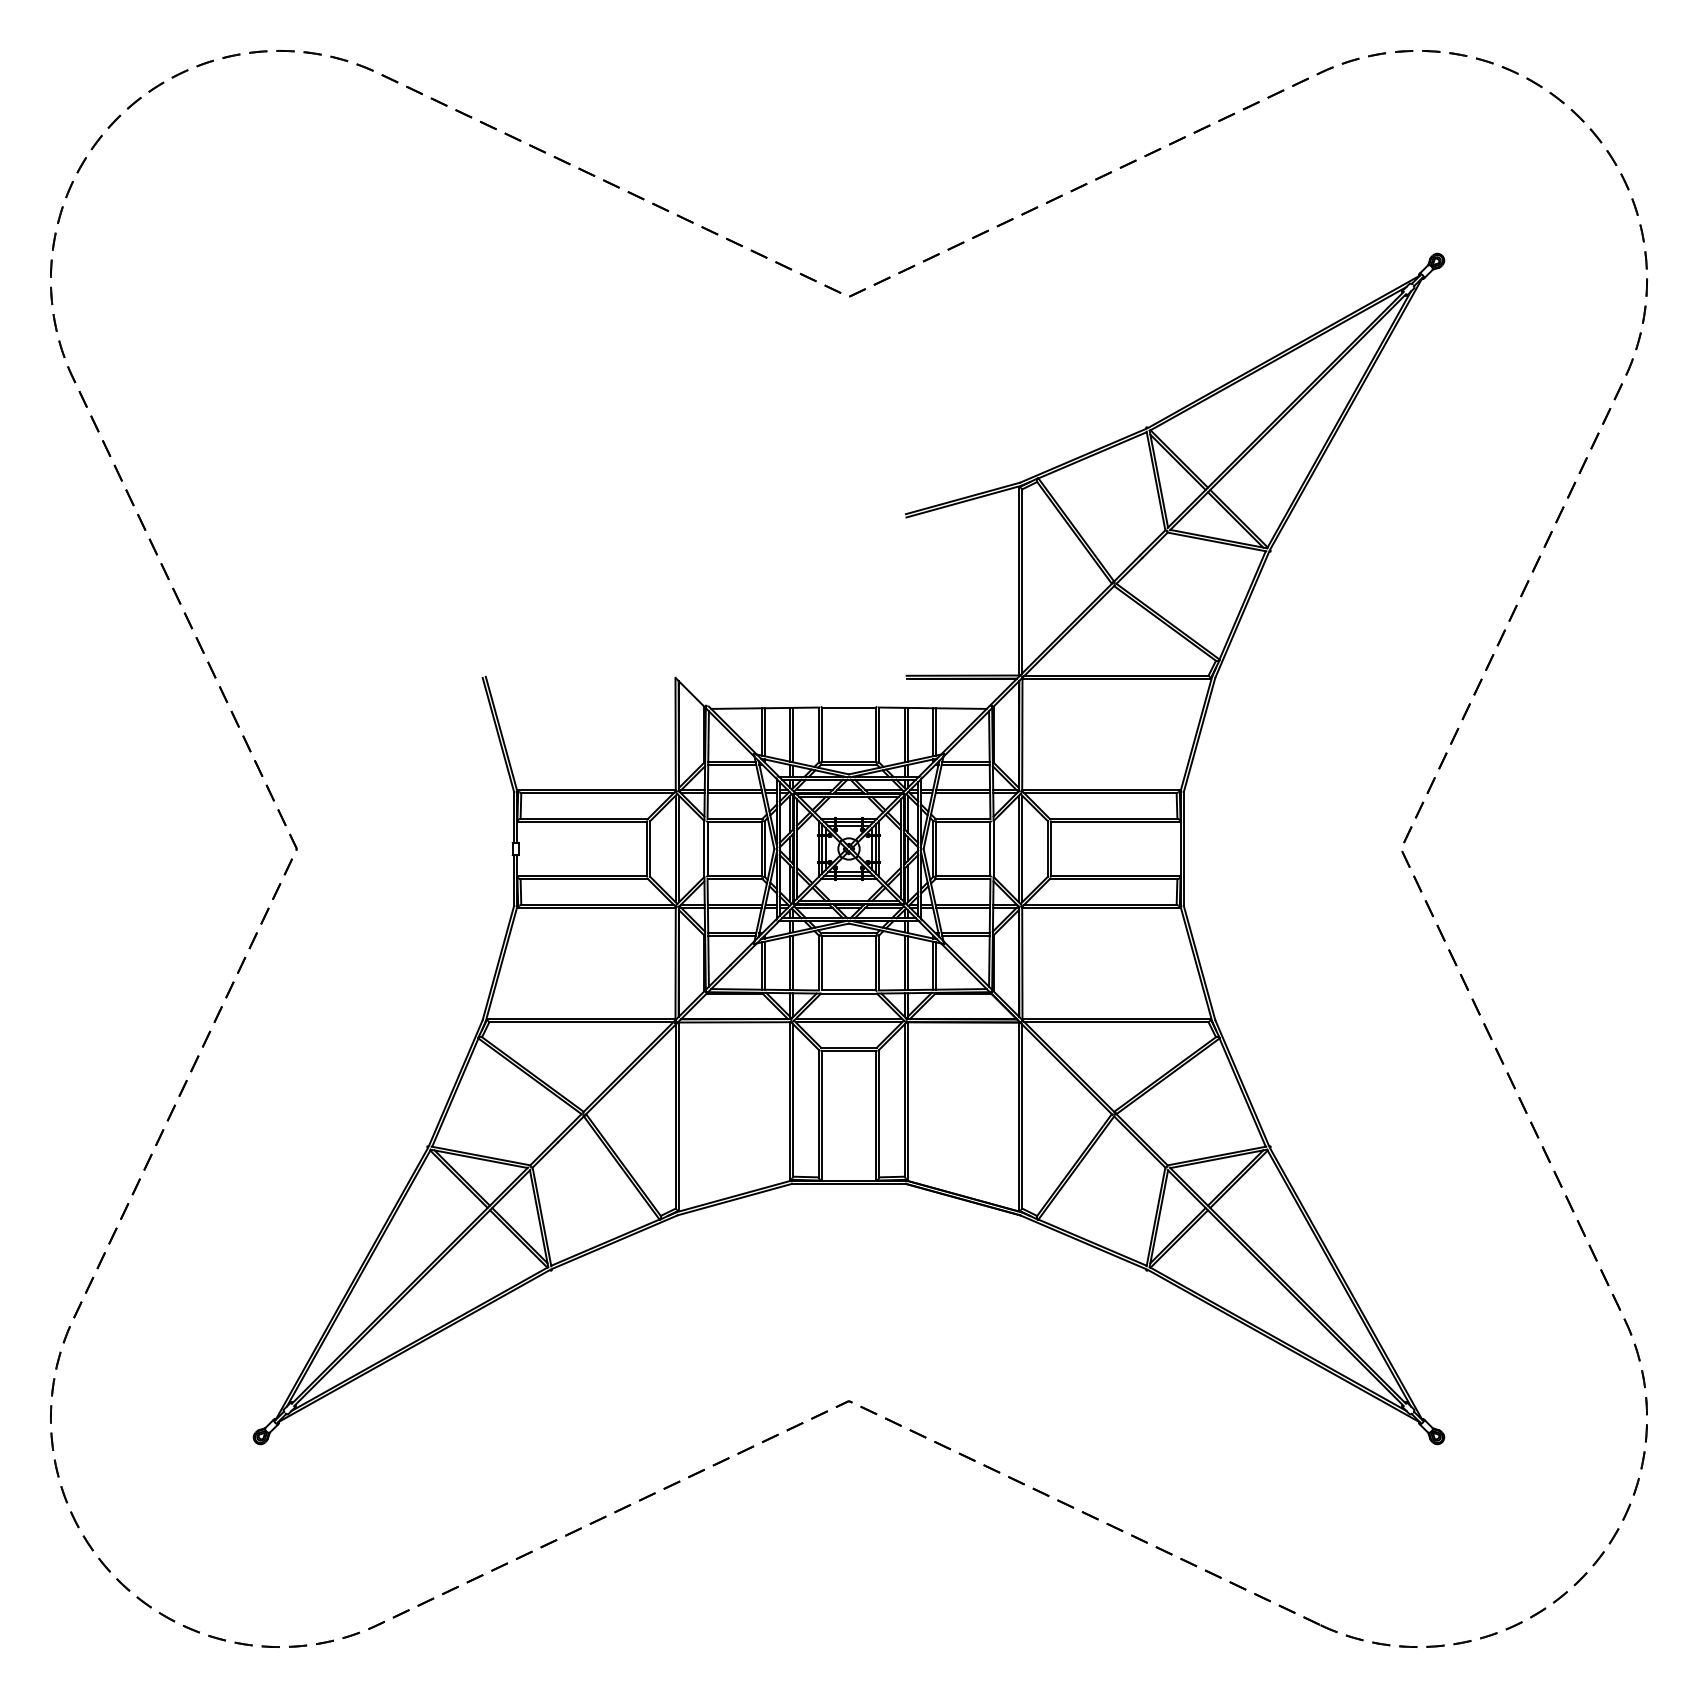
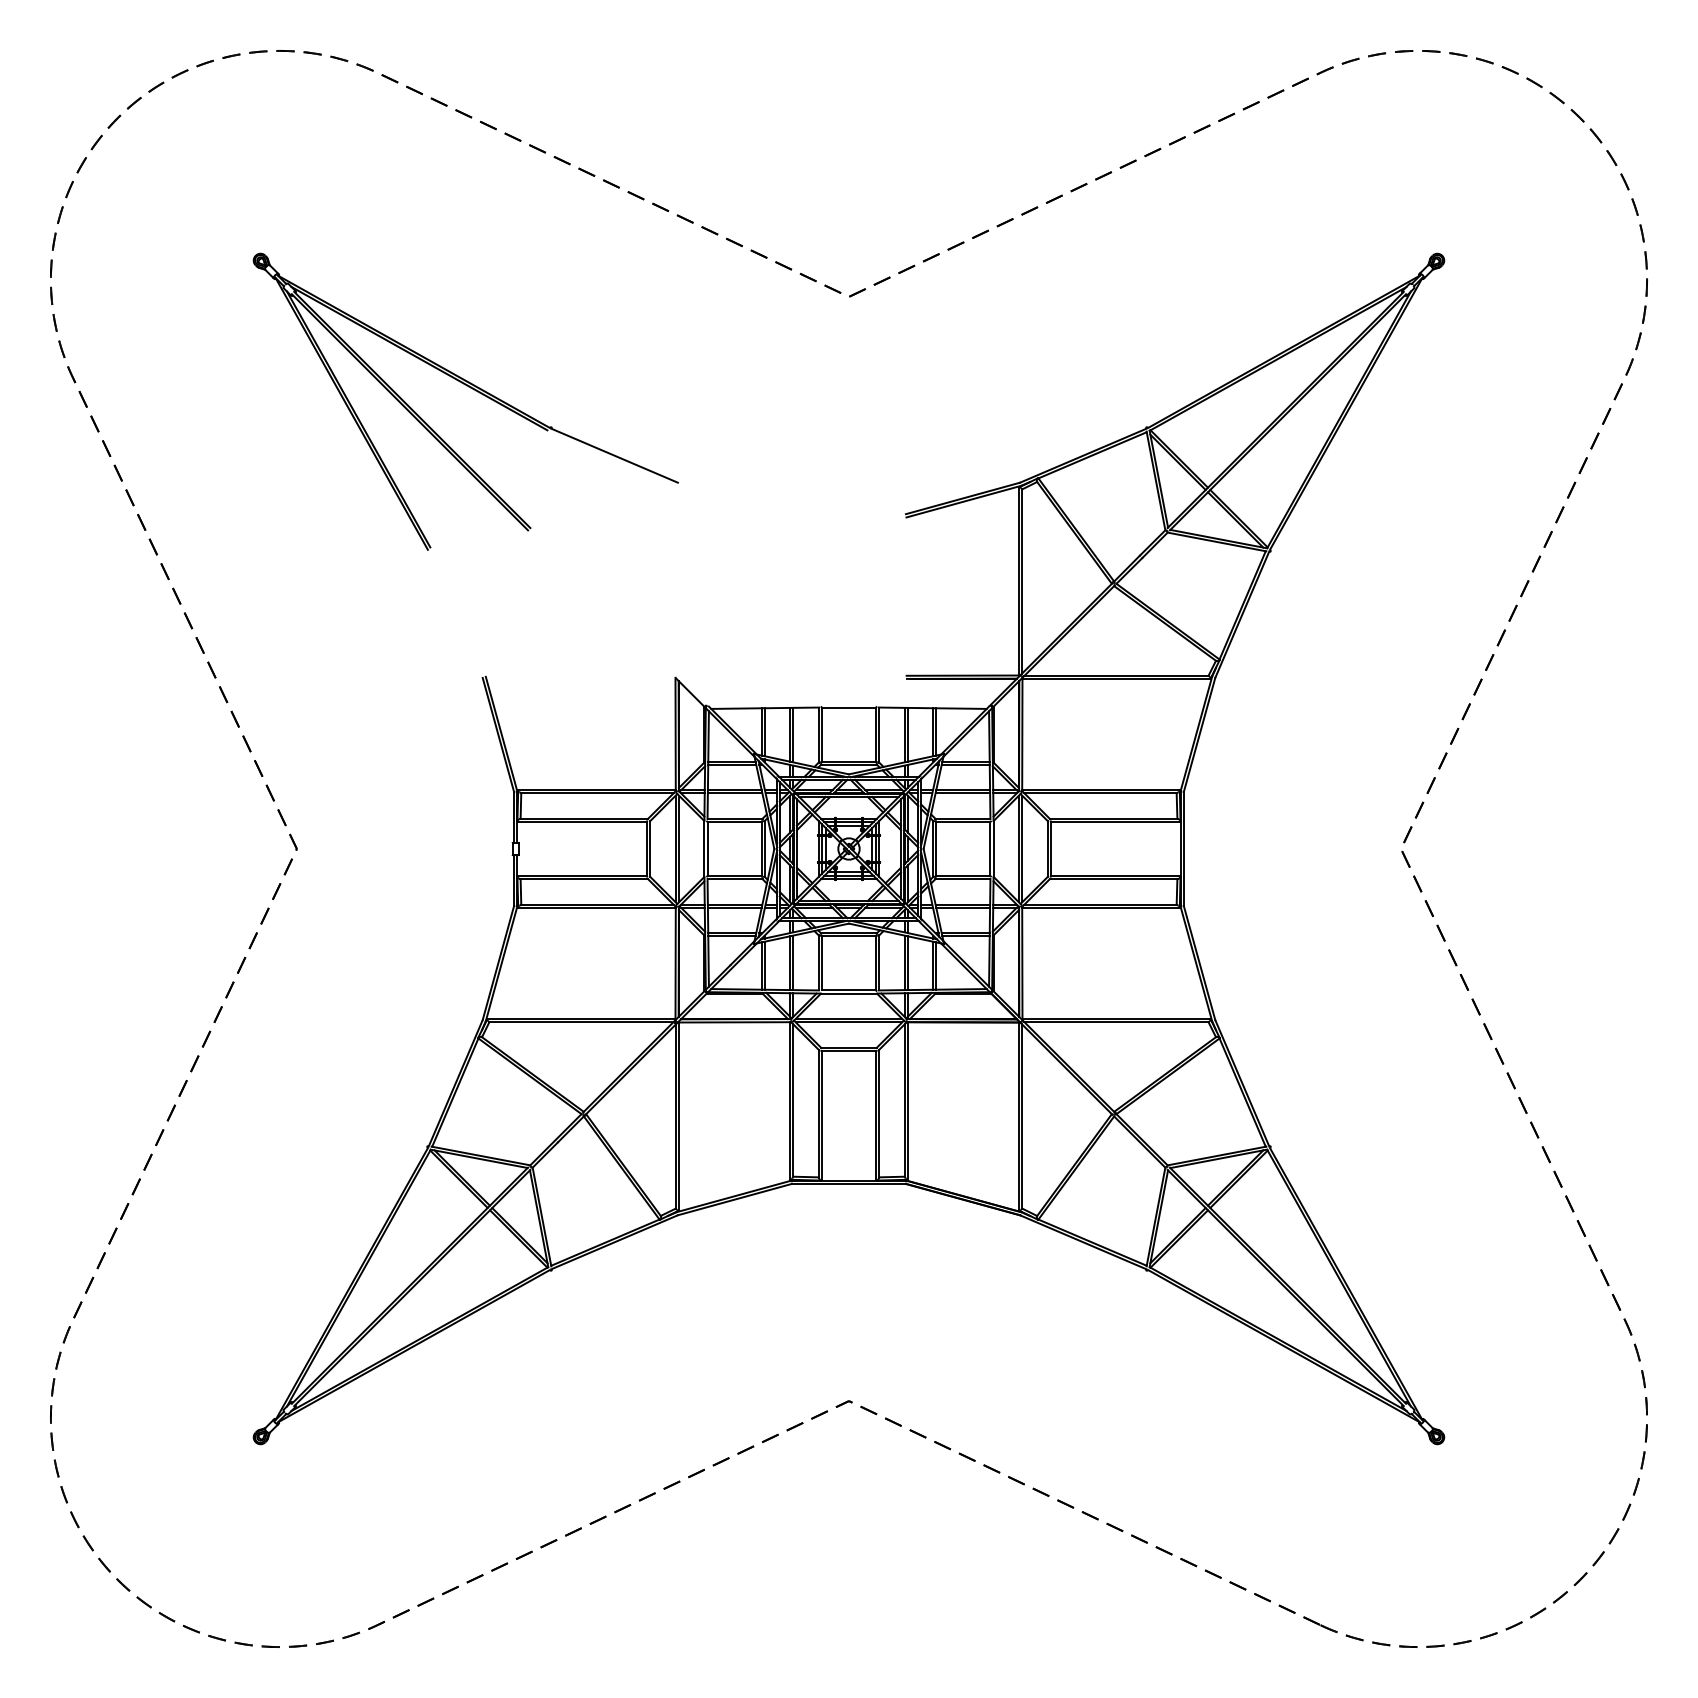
part: none -> present (472, 389)
